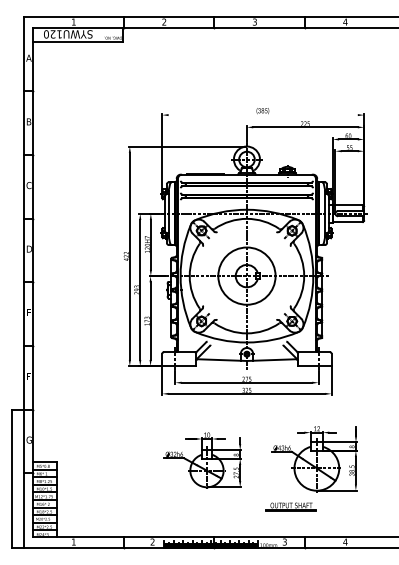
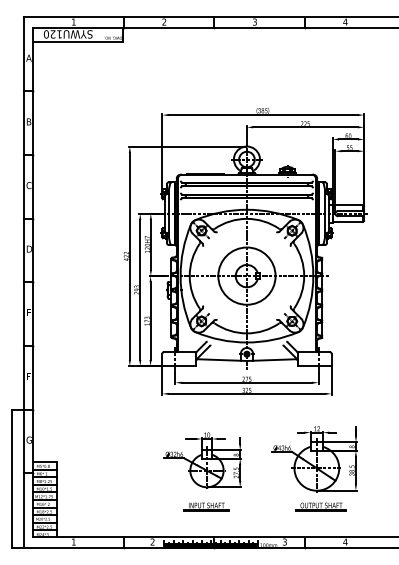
line: none -> present (262, 115)
part: none -> present (206, 506)
part position: (290, 506) -> (320, 506) (320, 506)
